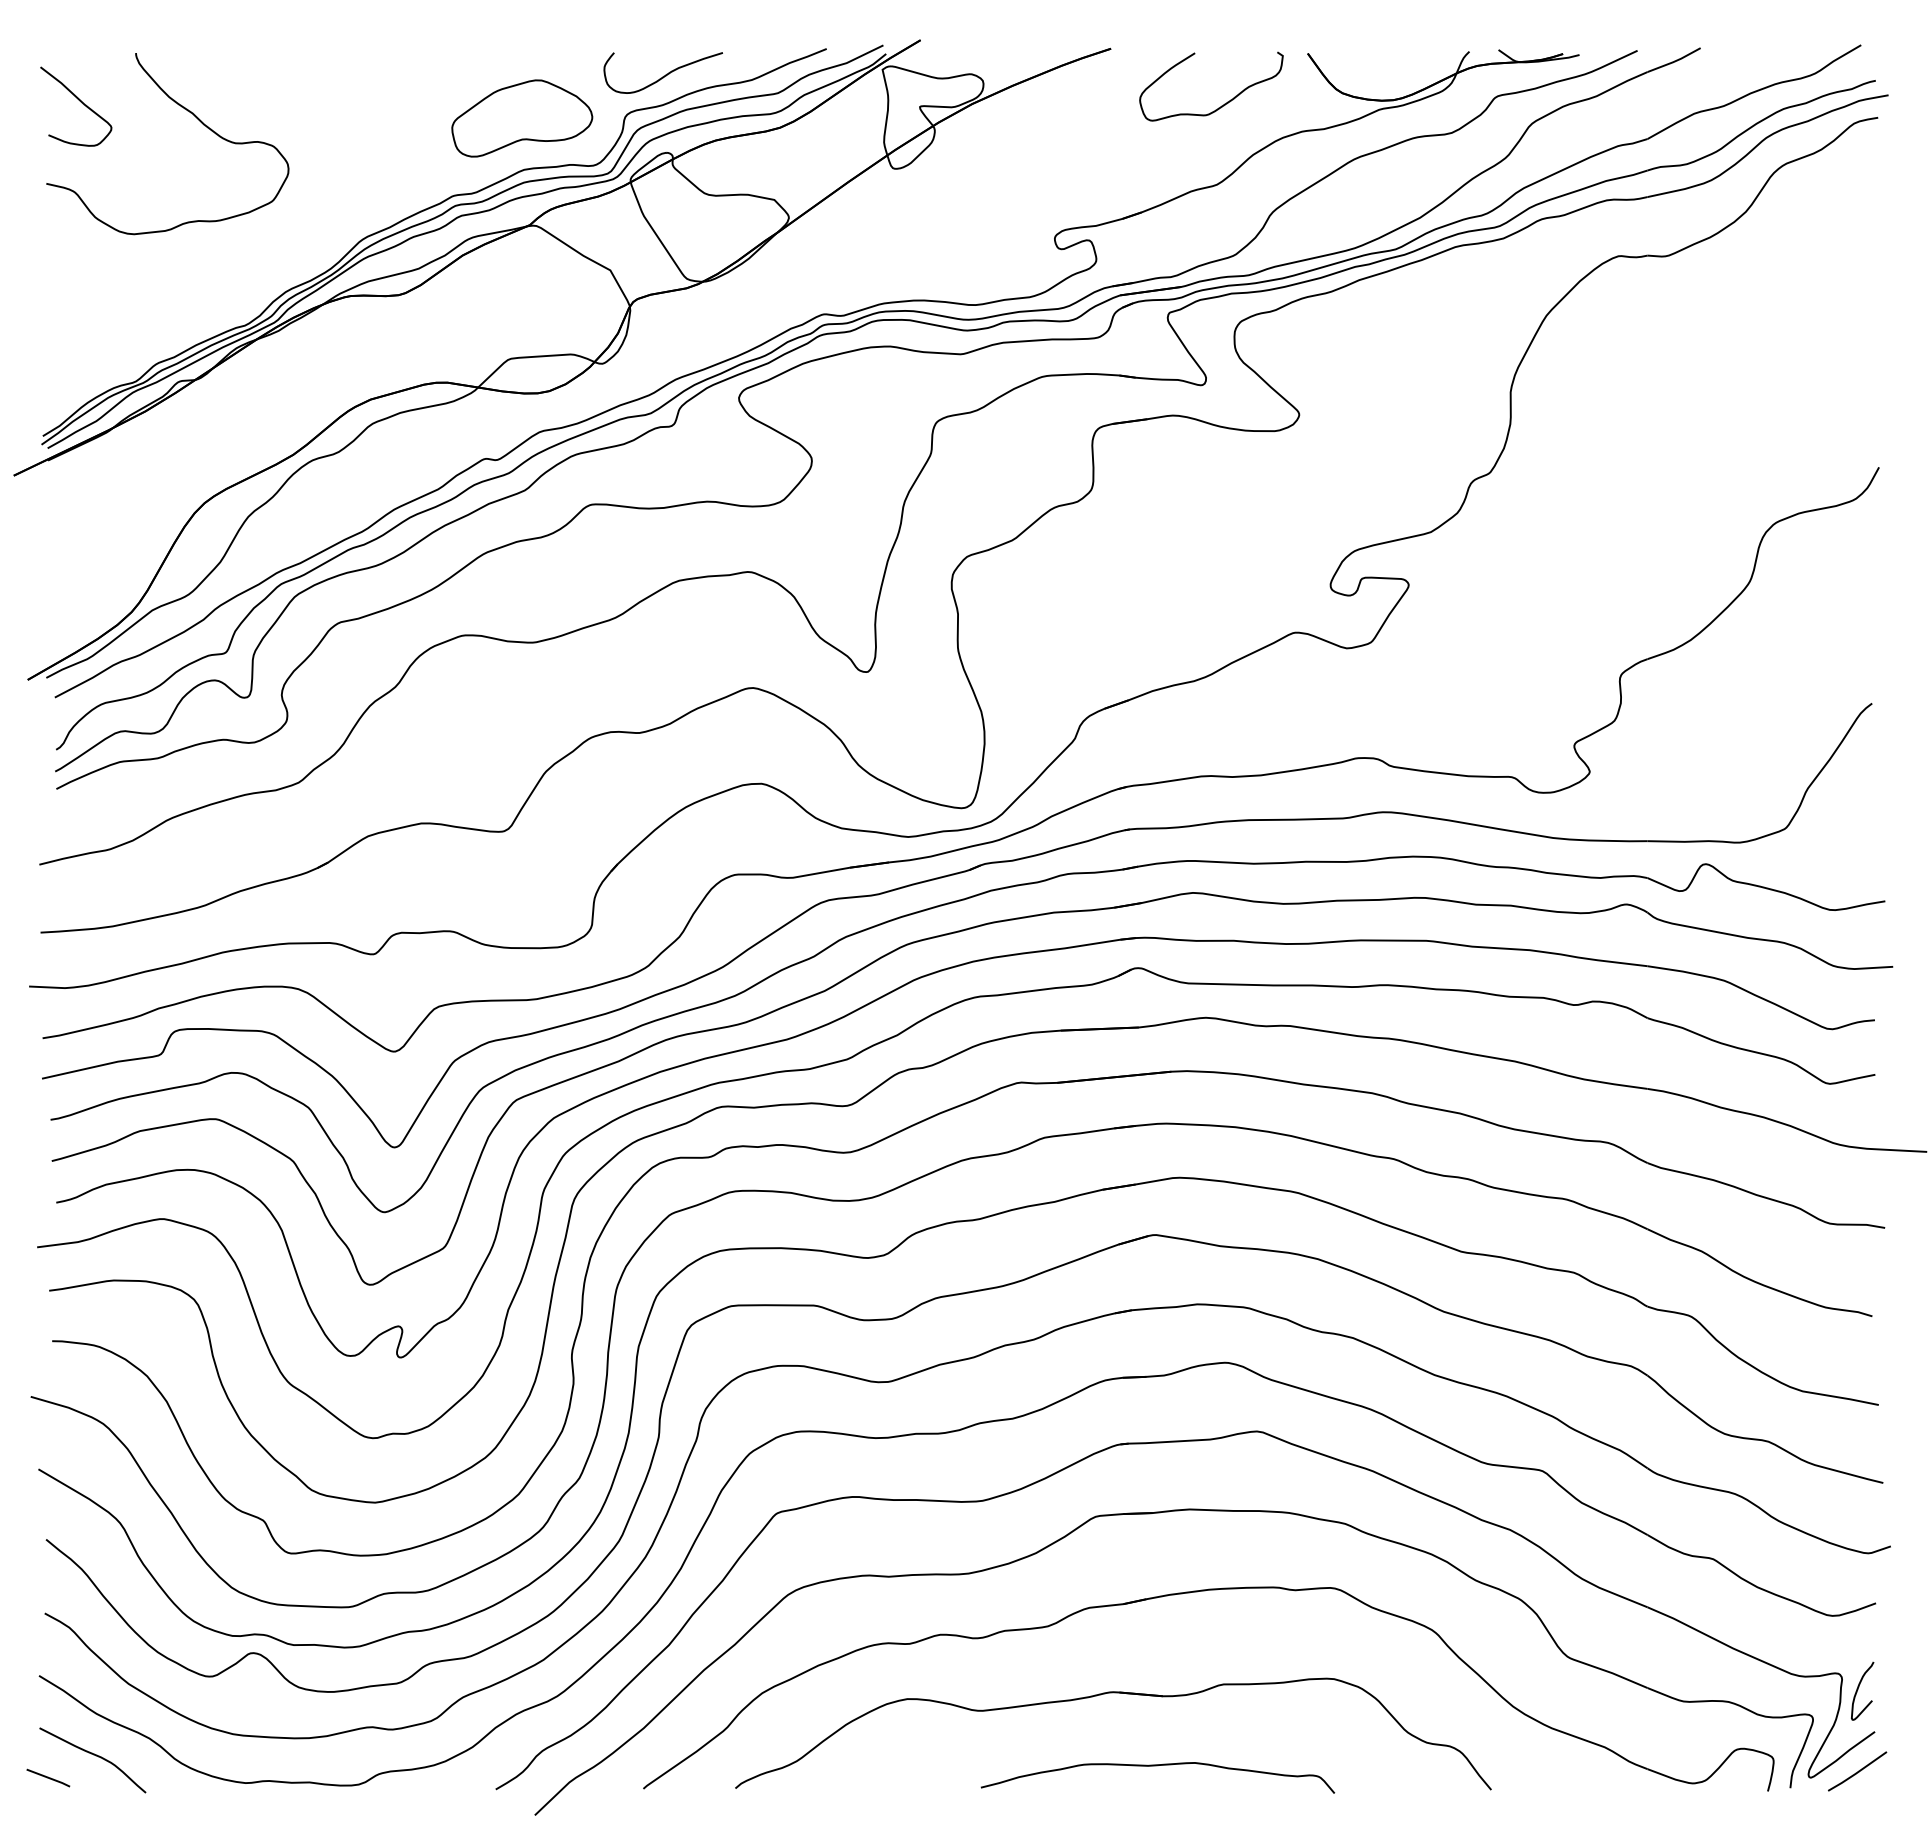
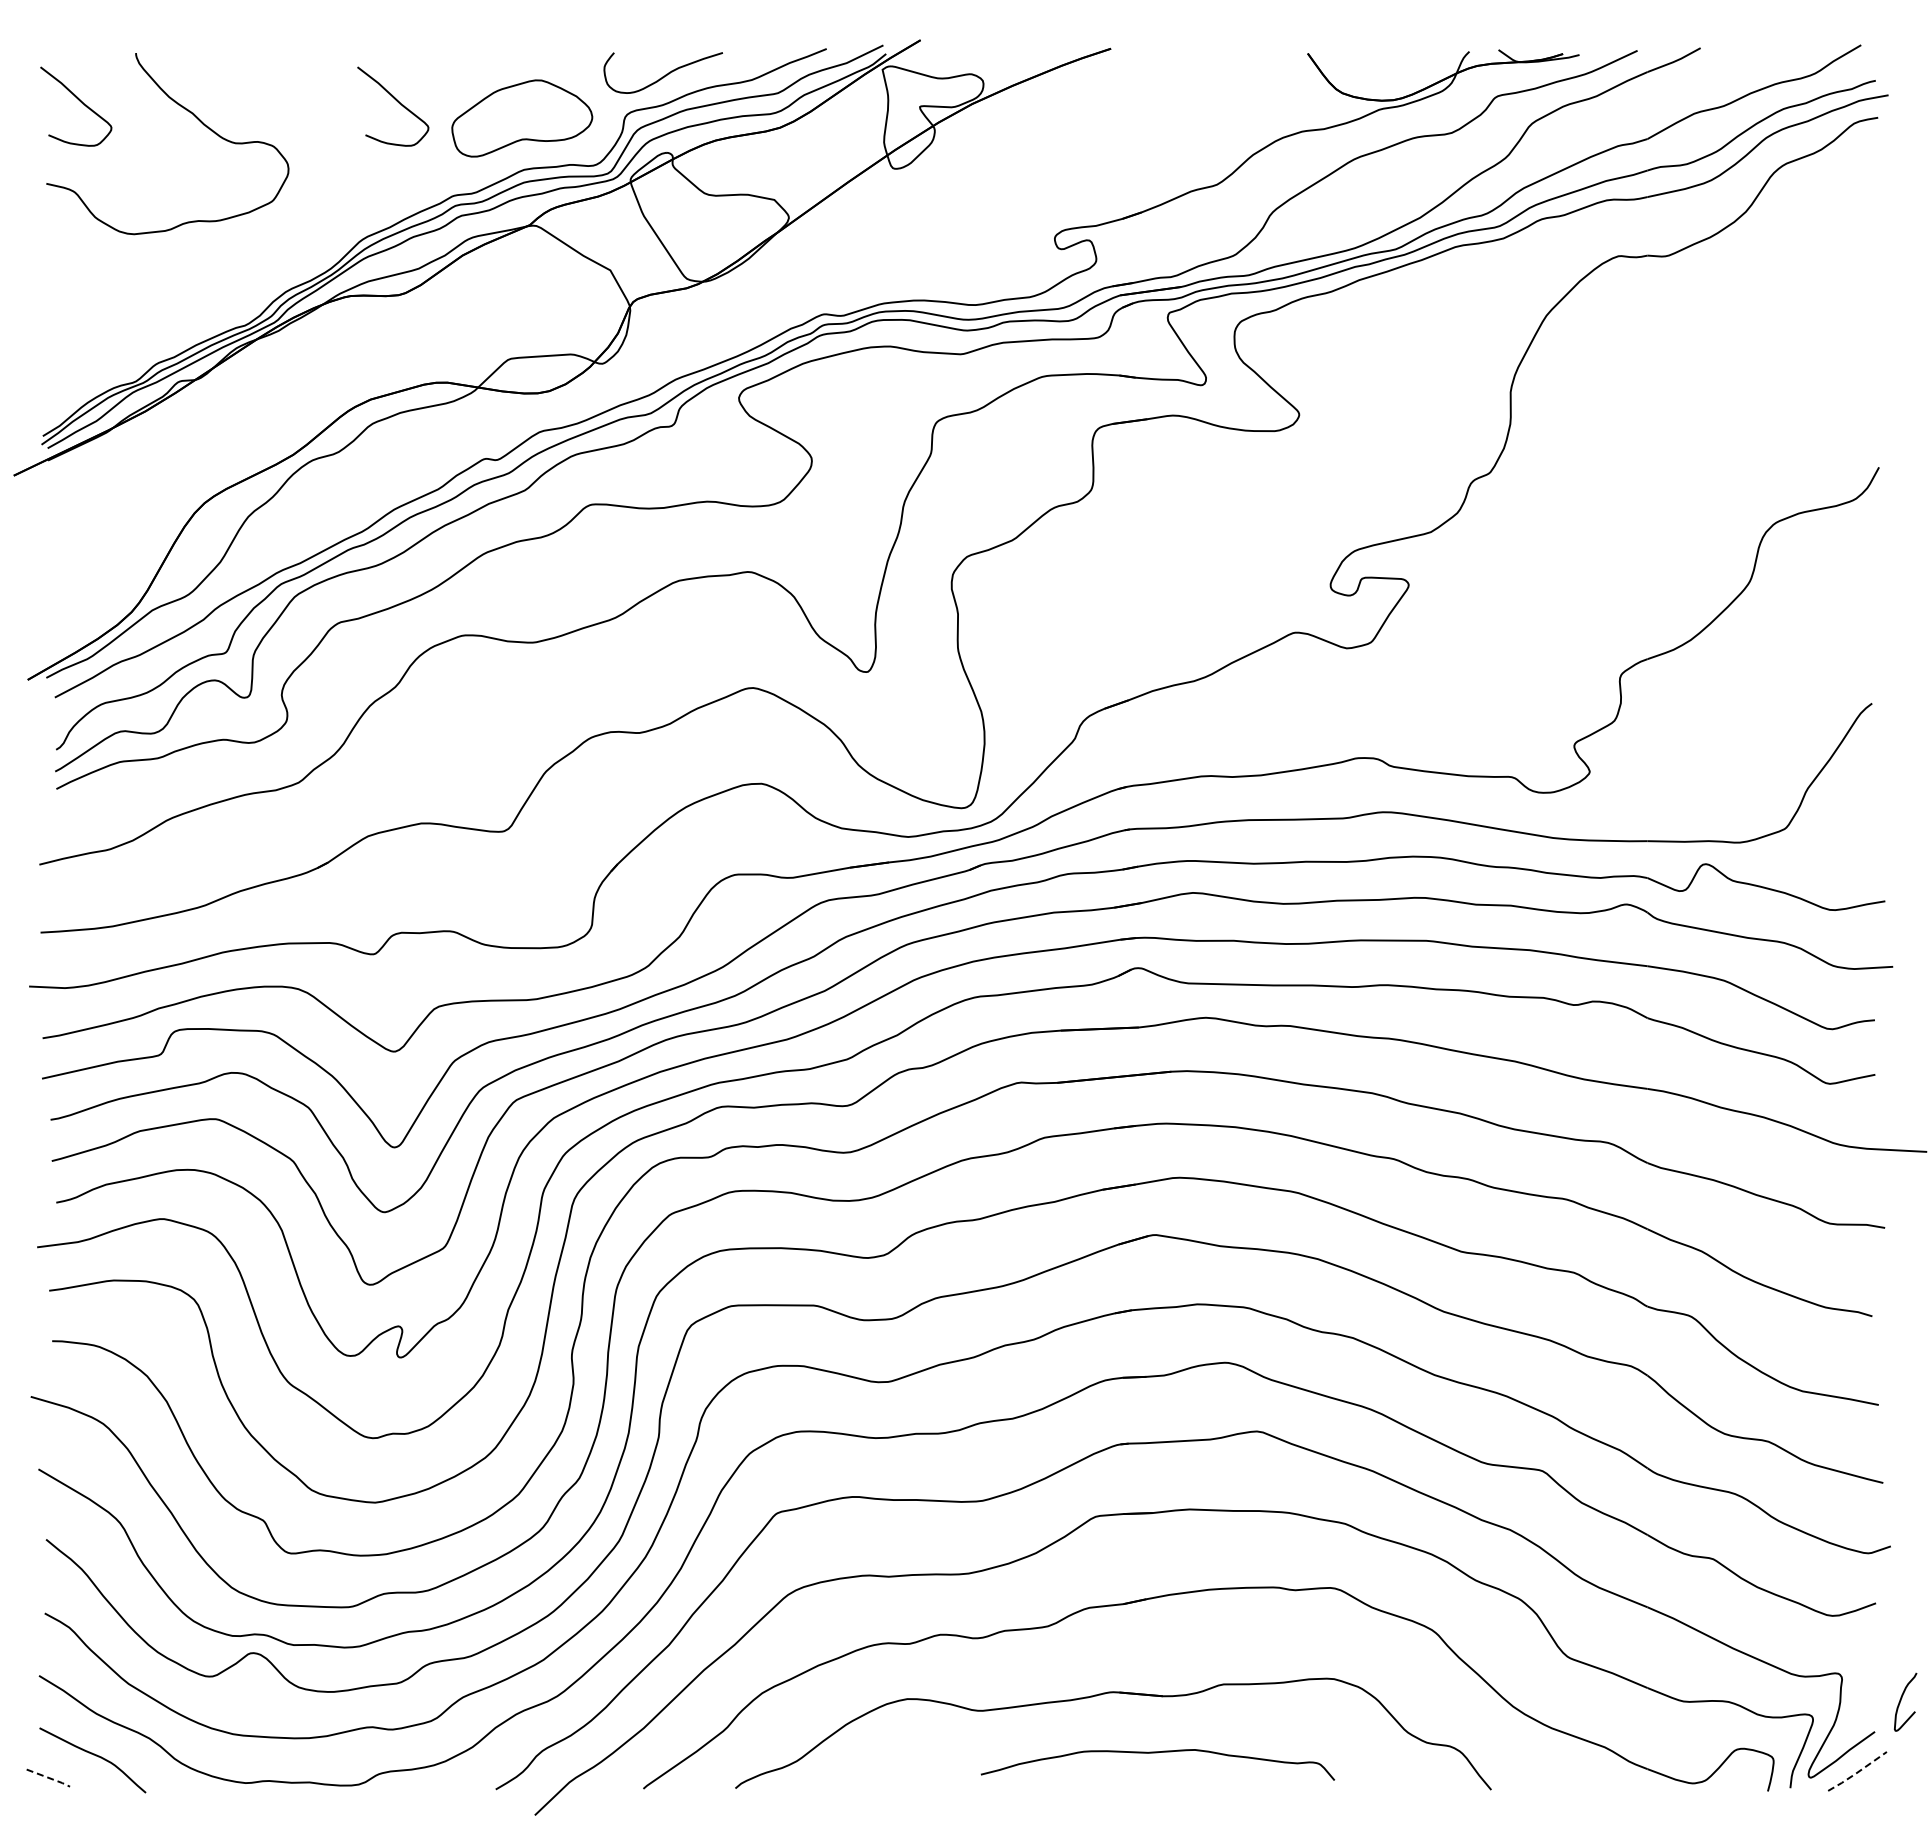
curve: none -> present (397, 102)
curve: present -> none (1224, 103)
curve position: (1858, 1689) -> (1901, 1700) (1901, 1700)
curve position: (1157, 1766) -> (1157, 1753) (1157, 1753)
line: solid -> dashed (1857, 1772)
line: solid -> dashed (49, 1778)
